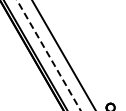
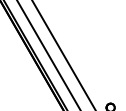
line: dashed -> solid (49, 56)
